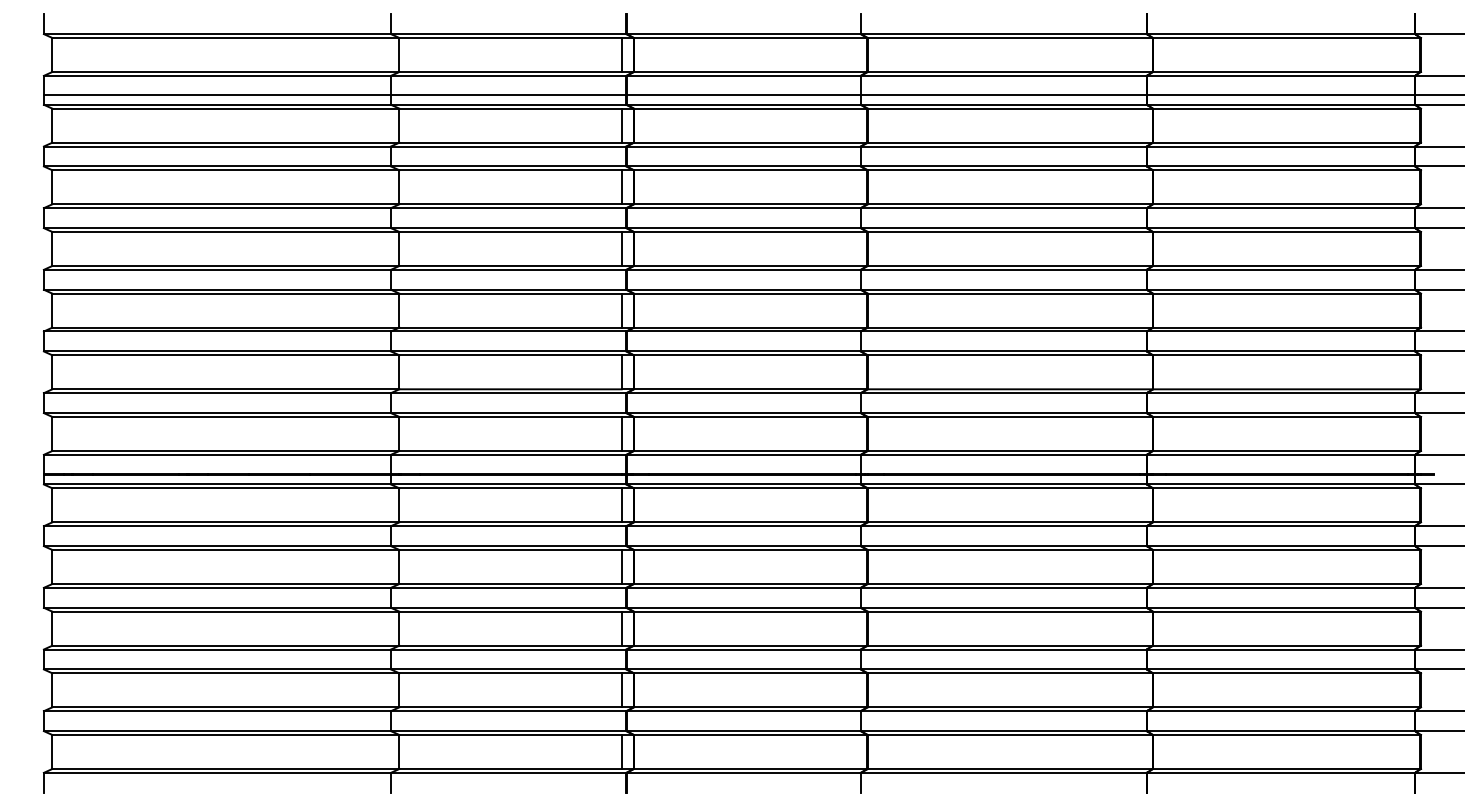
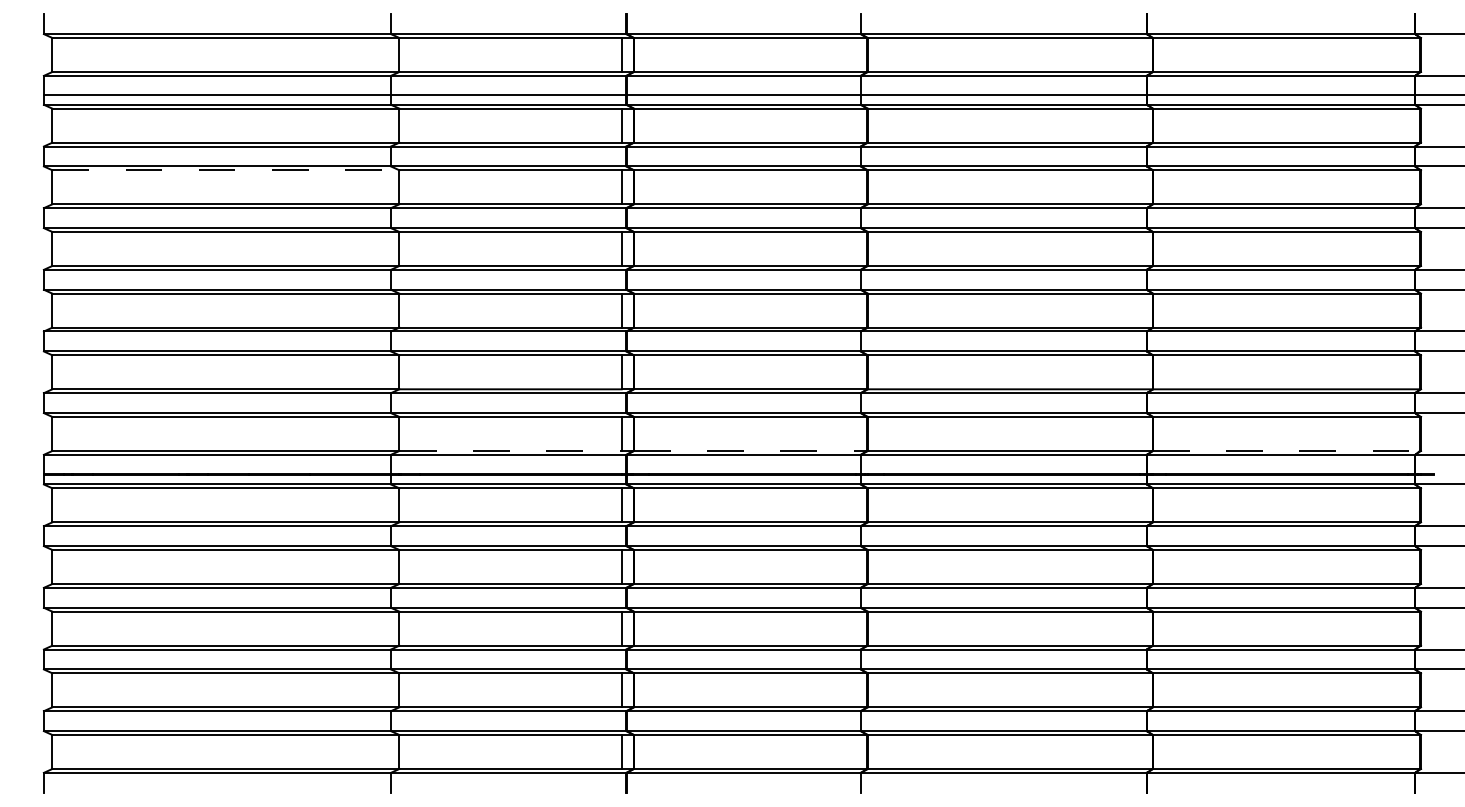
line: solid -> dashed (225, 170)
line: solid -> dashed (510, 450)
line: solid -> dashed (751, 450)
line: solid -> dashed (1286, 450)
